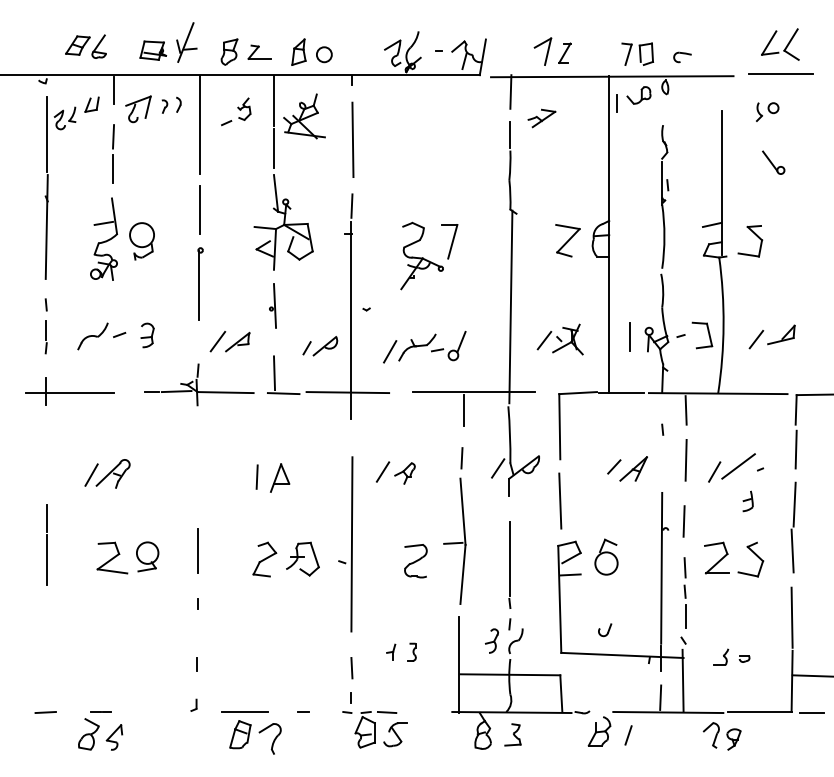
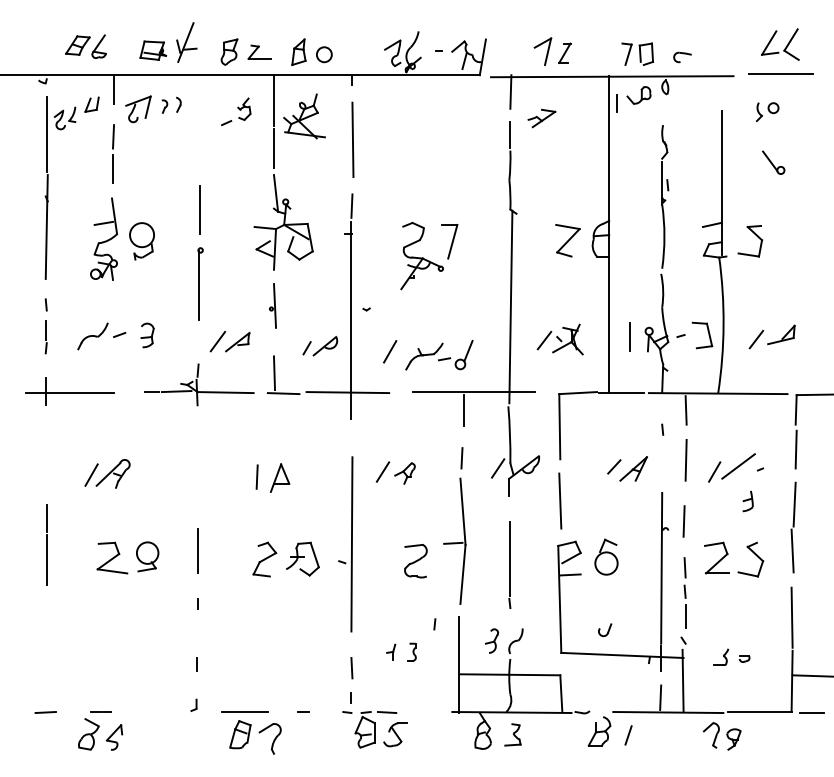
line: present -> none (199, 125)
part position: (432, 345) -> (439, 354) (439, 354)
line position: (509, 624) -> (434, 624) (434, 624)
